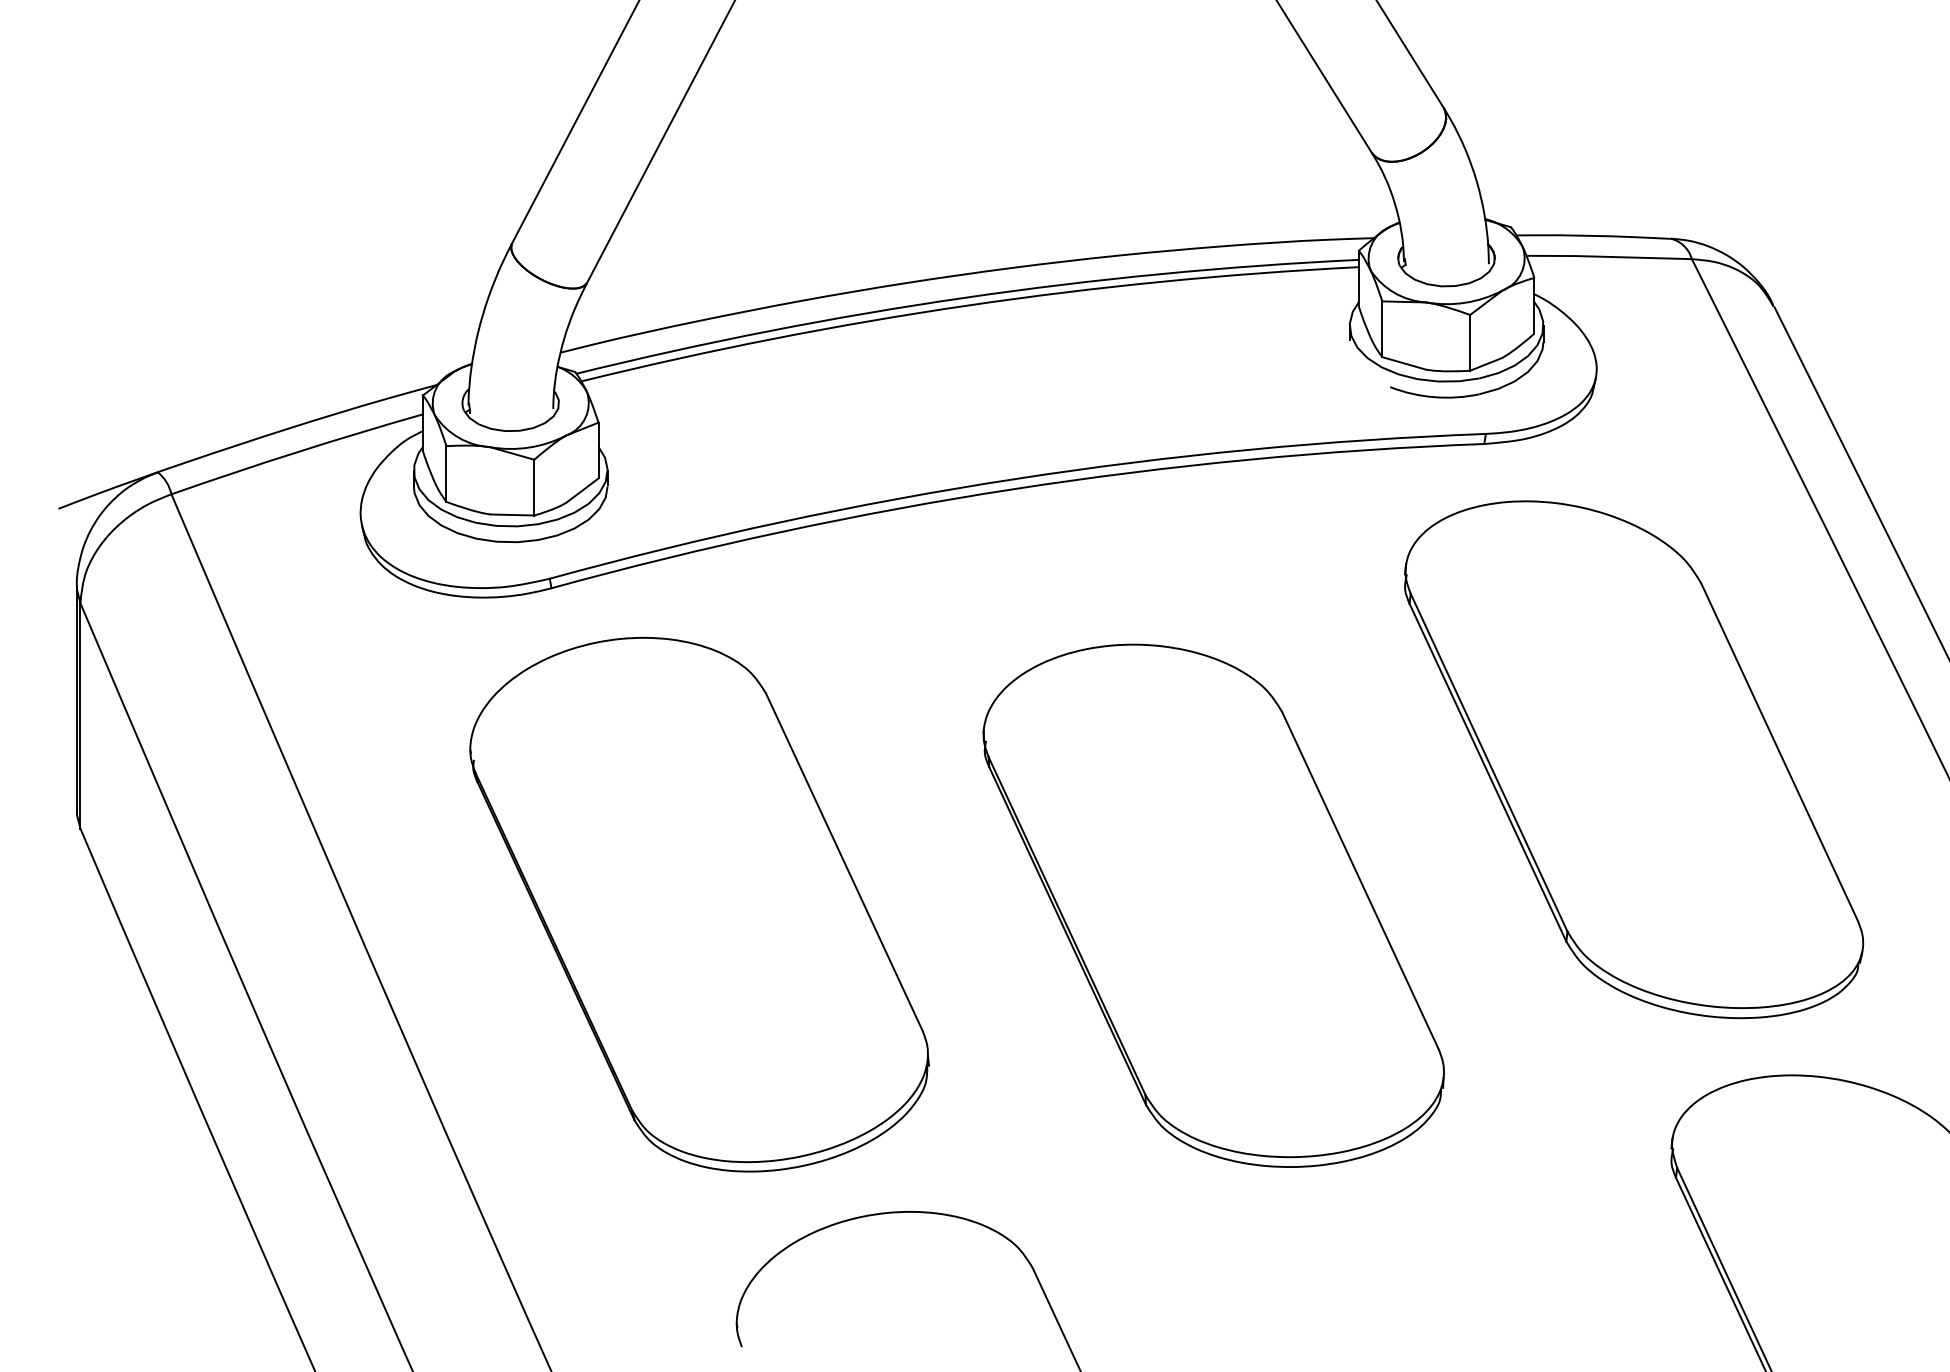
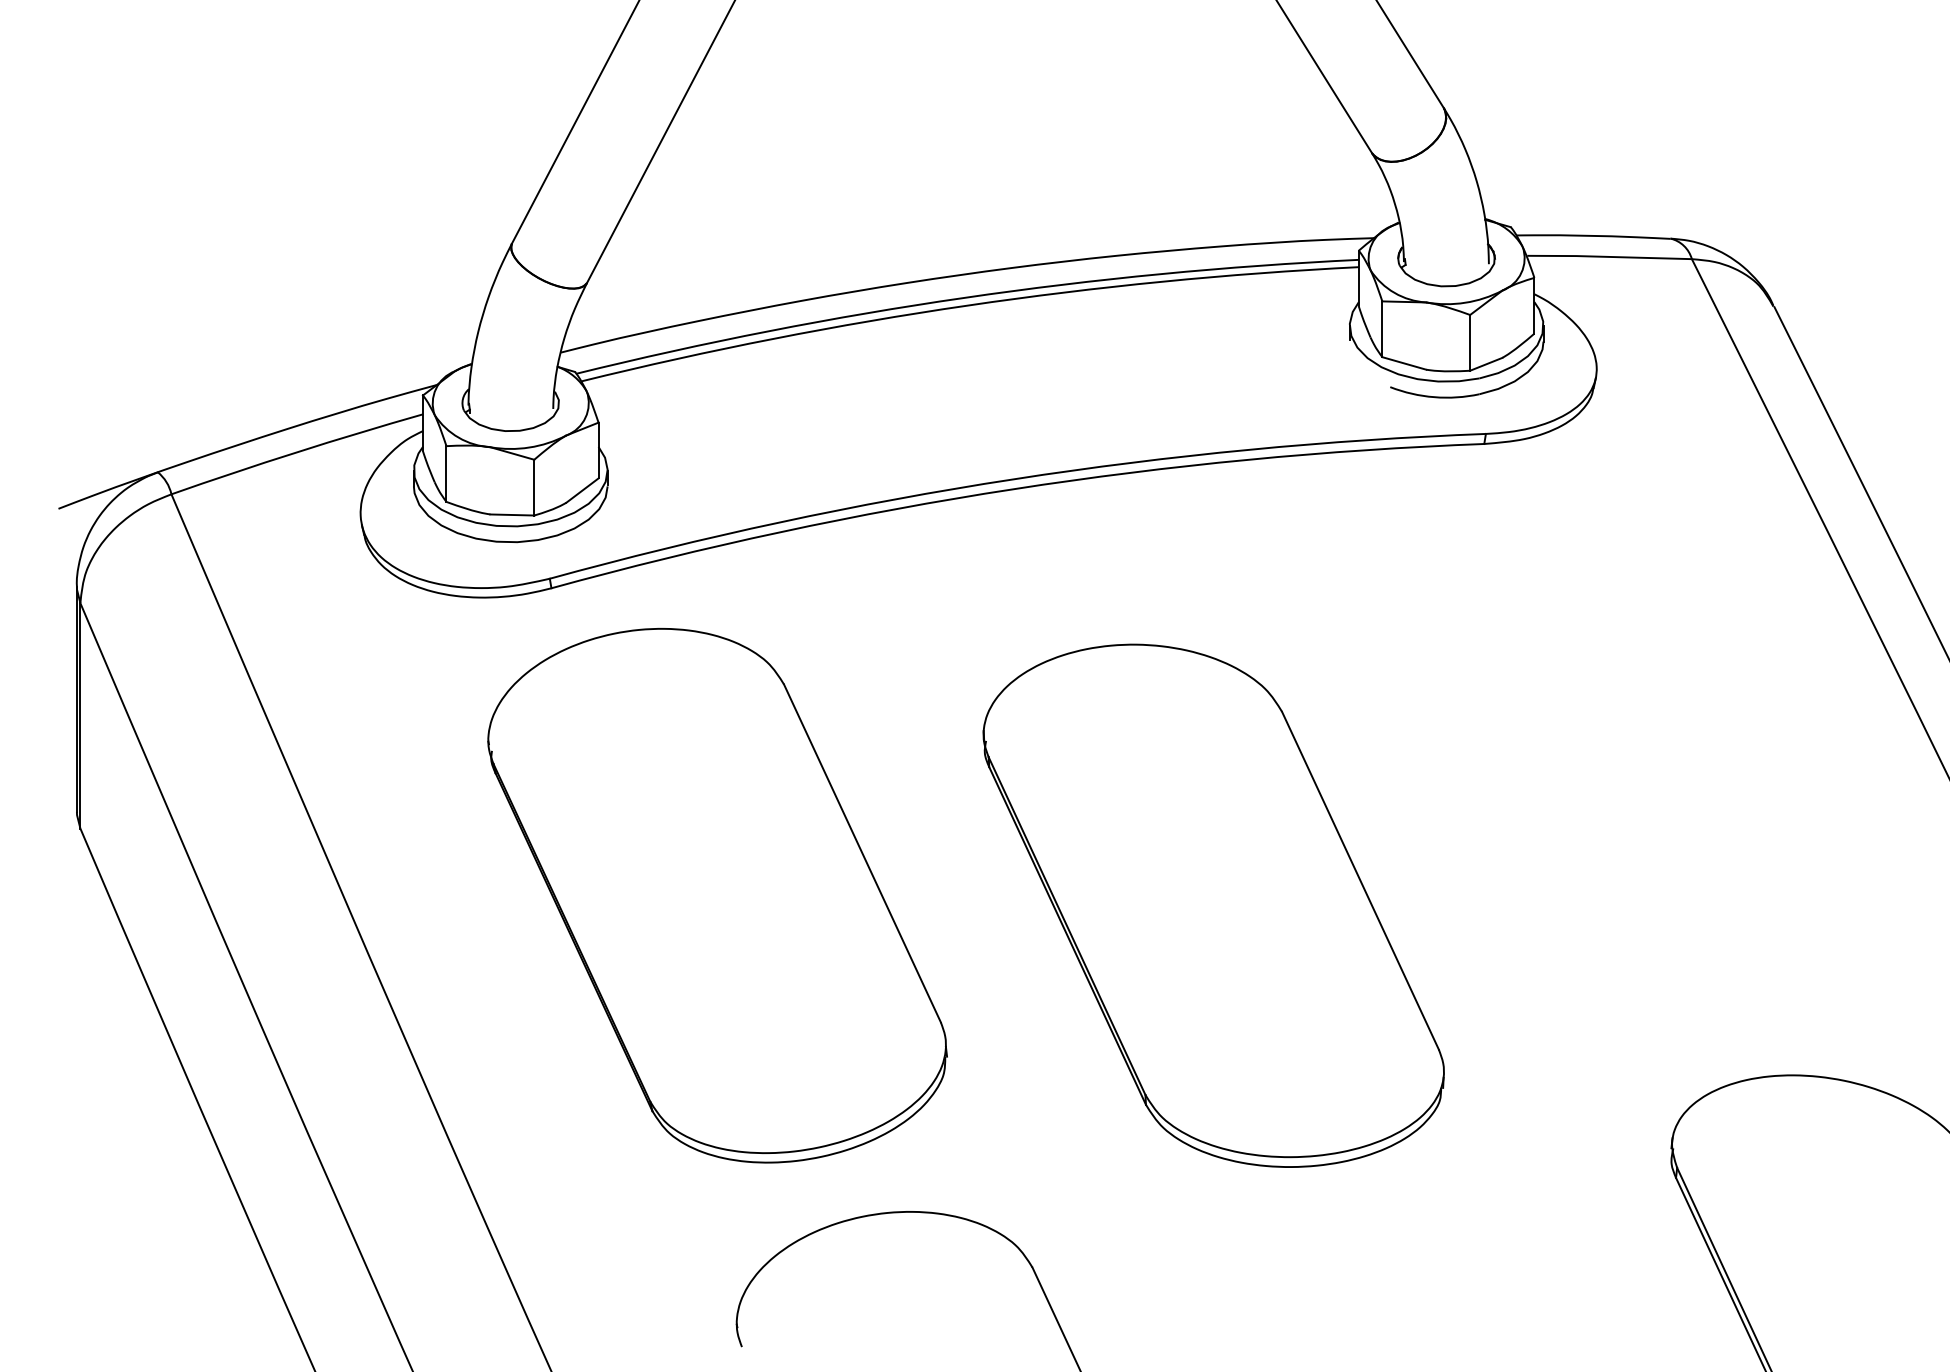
part: present -> none (1634, 759)
part position: (699, 904) -> (717, 895) (717, 895)
